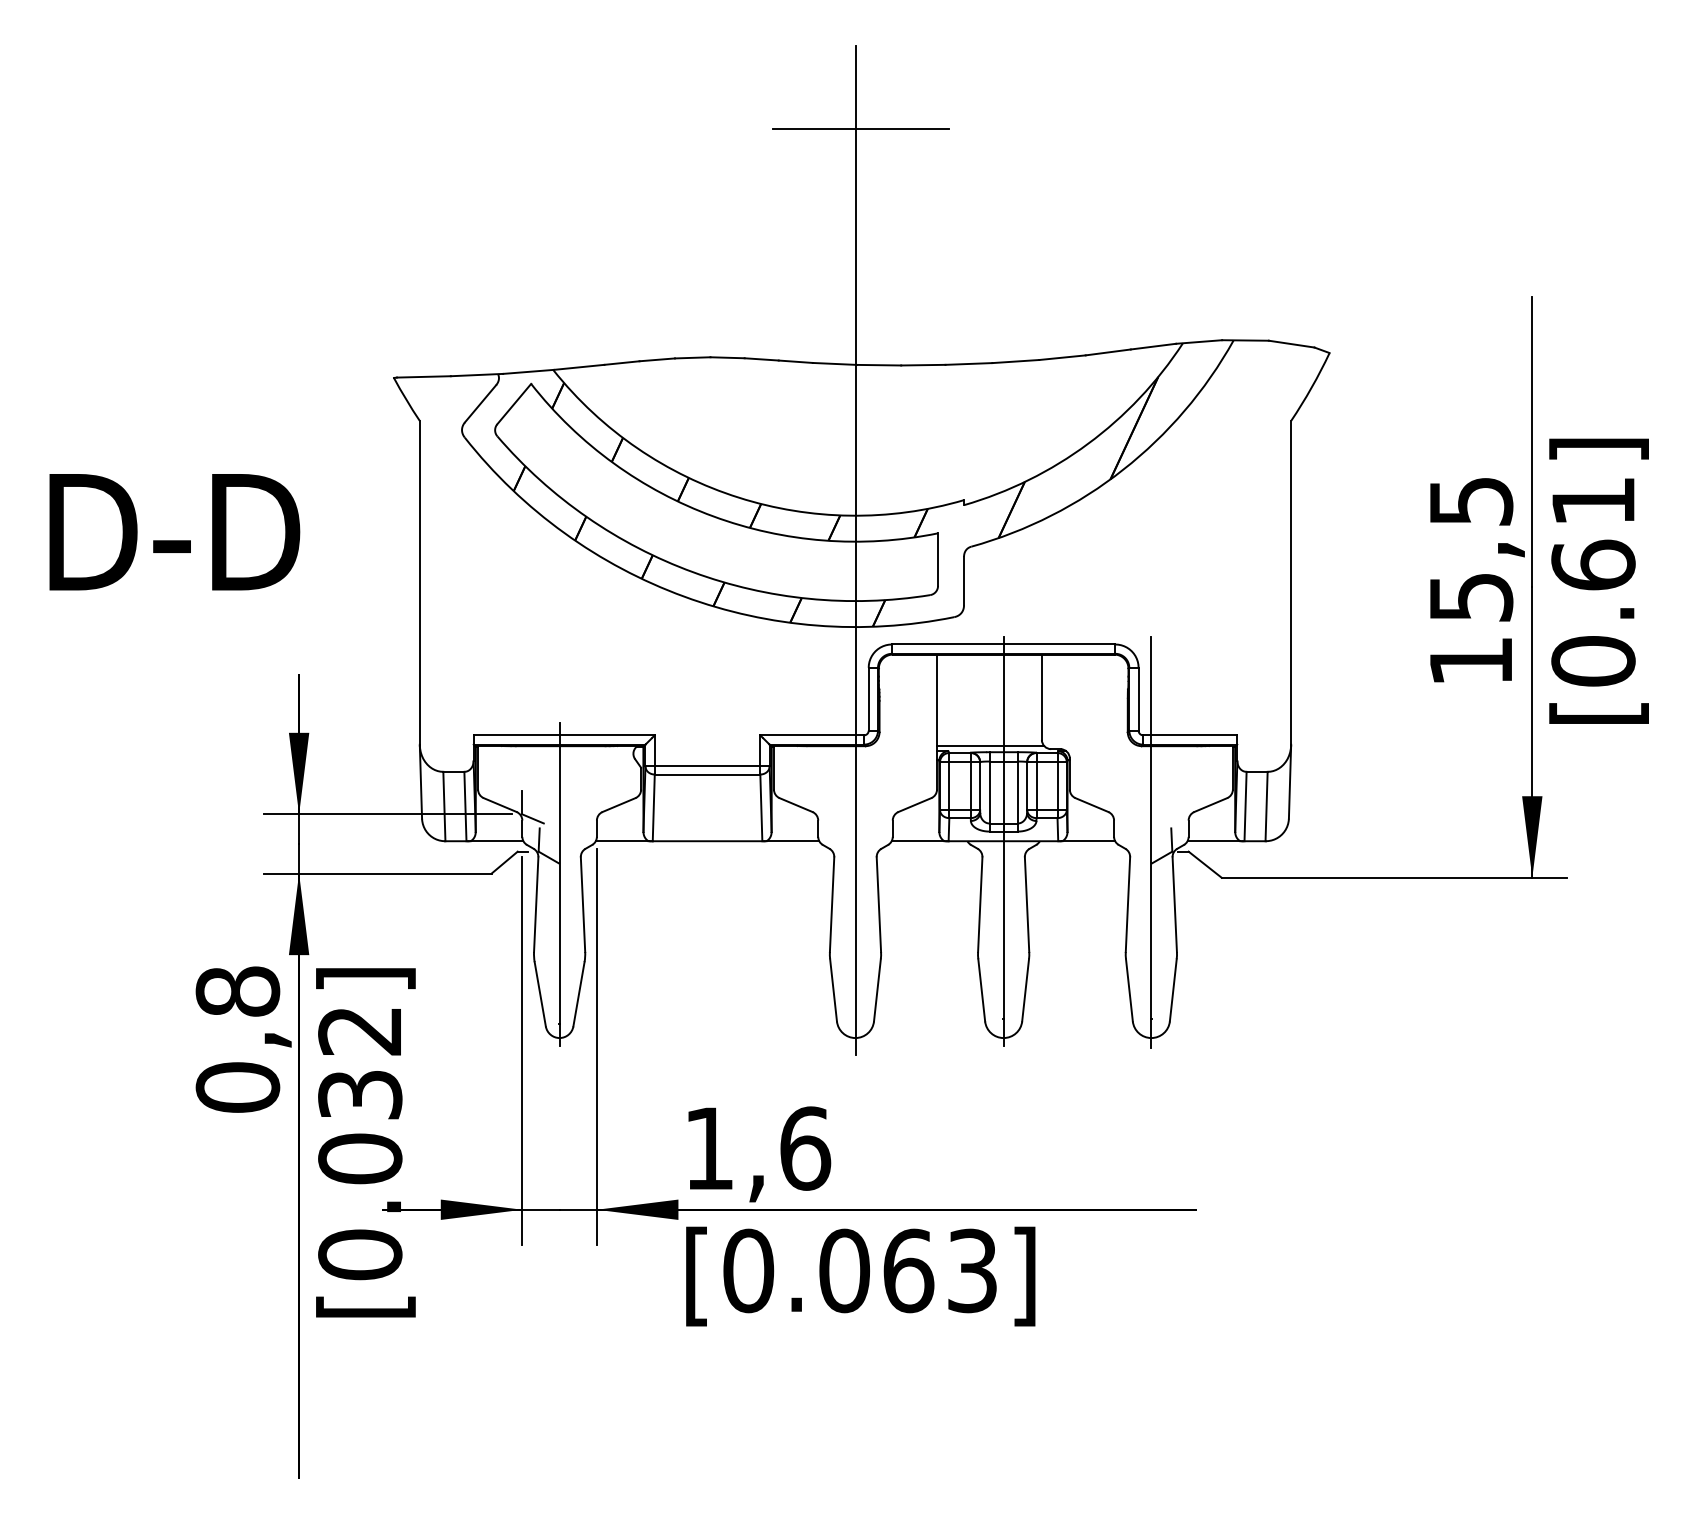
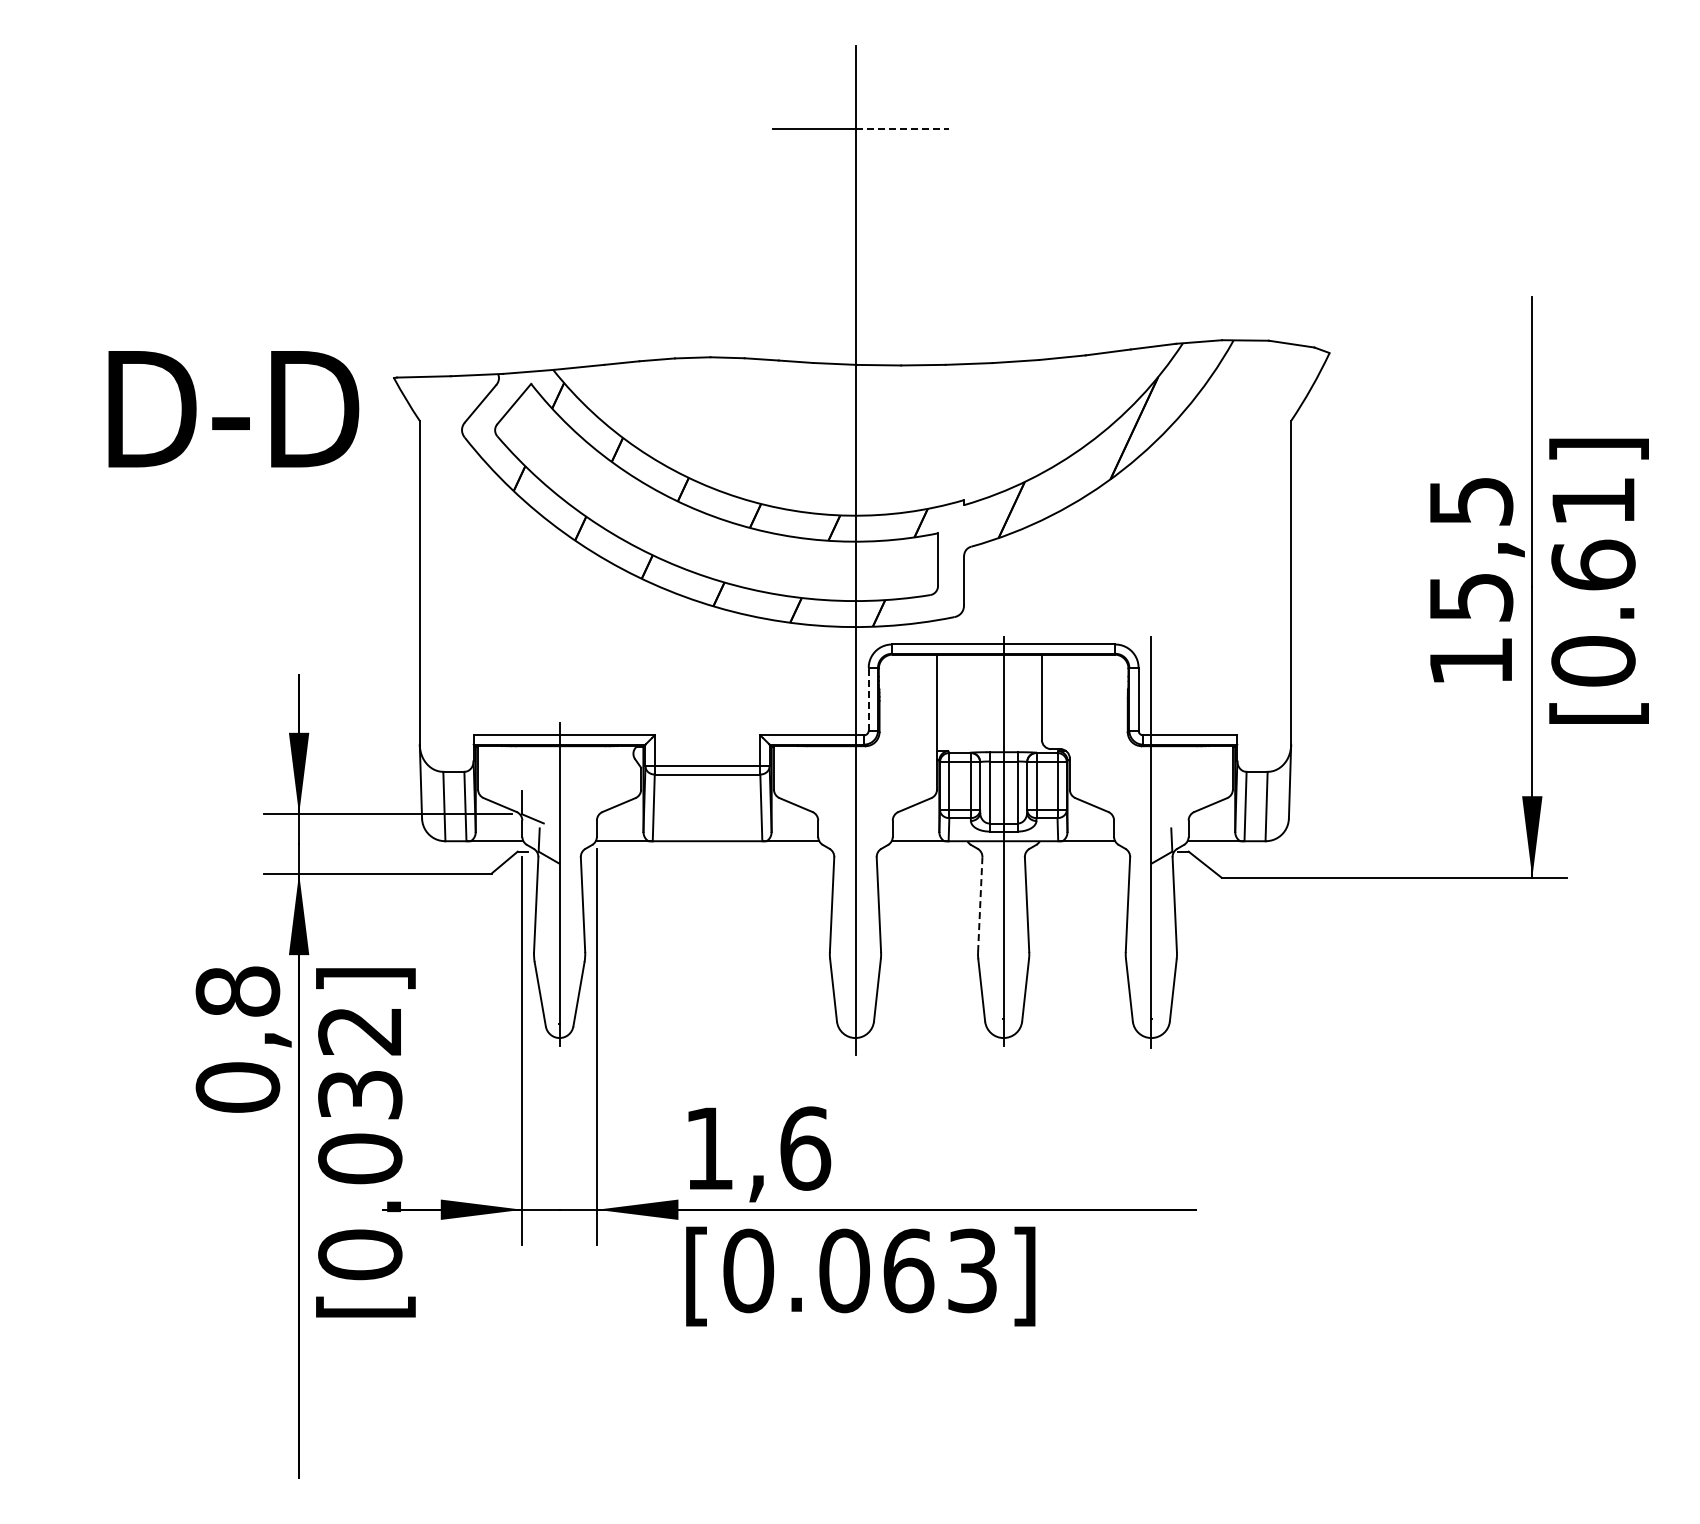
line: solid -> dashed (902, 129)
text position: (174, 532) -> (233, 409) (233, 409)
line: solid -> dashed (868, 698)
line: present -> none (990, 745)
line: solid -> dashed (980, 904)
